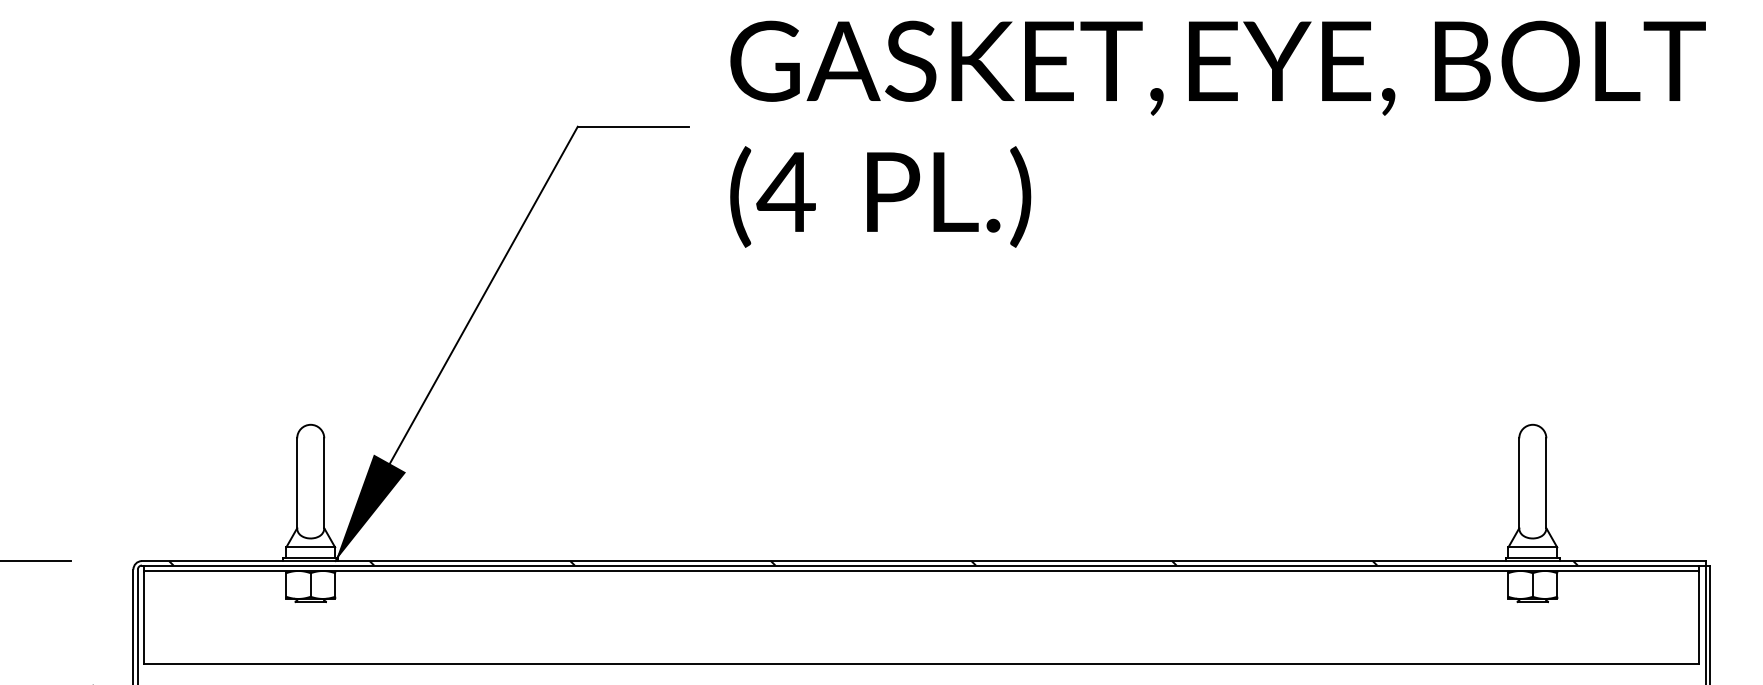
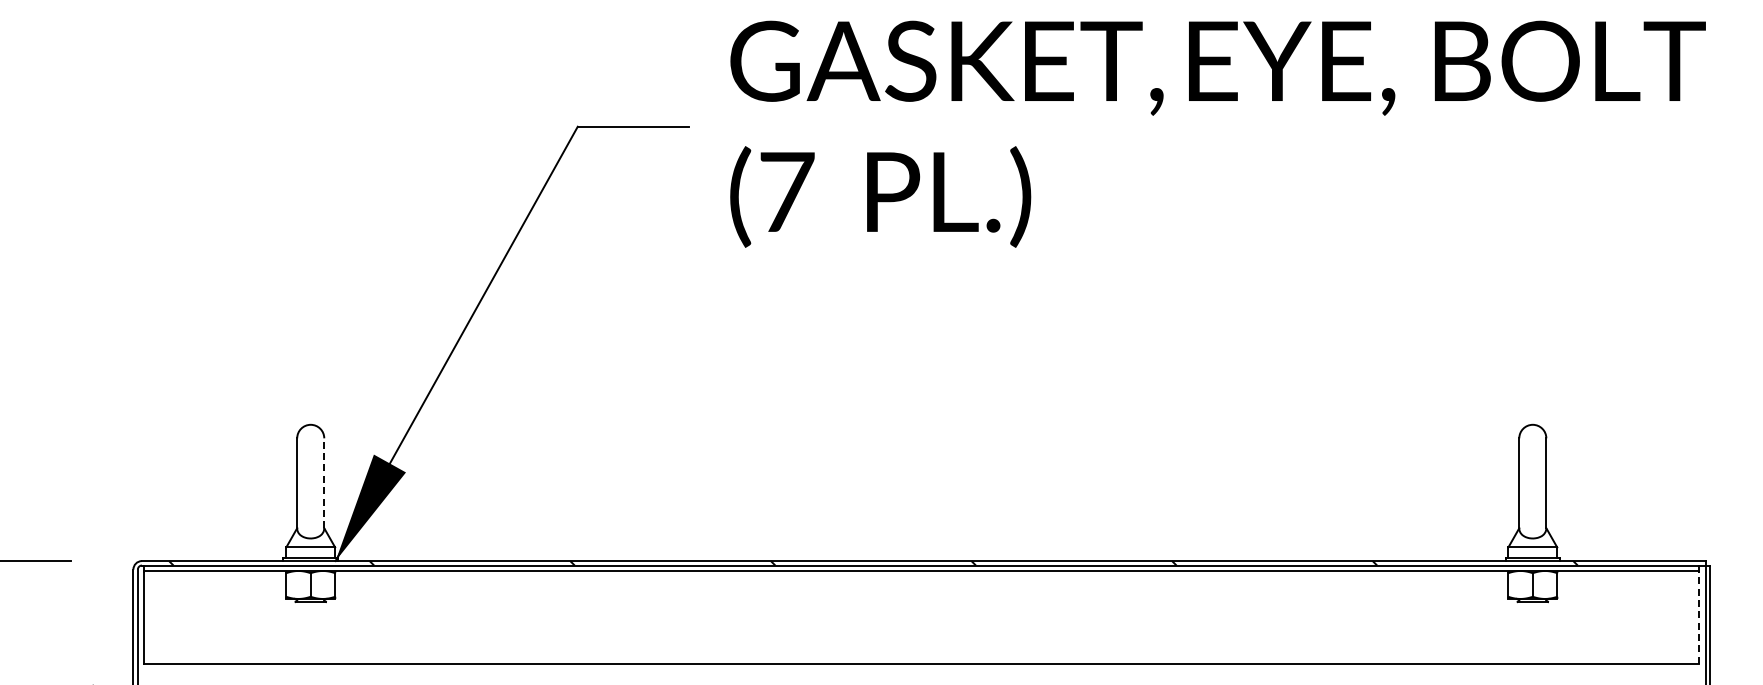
text: (4 -> (7 (785, 191)
line: solid -> dashed (324, 483)
line: solid -> dashed (1699, 618)
